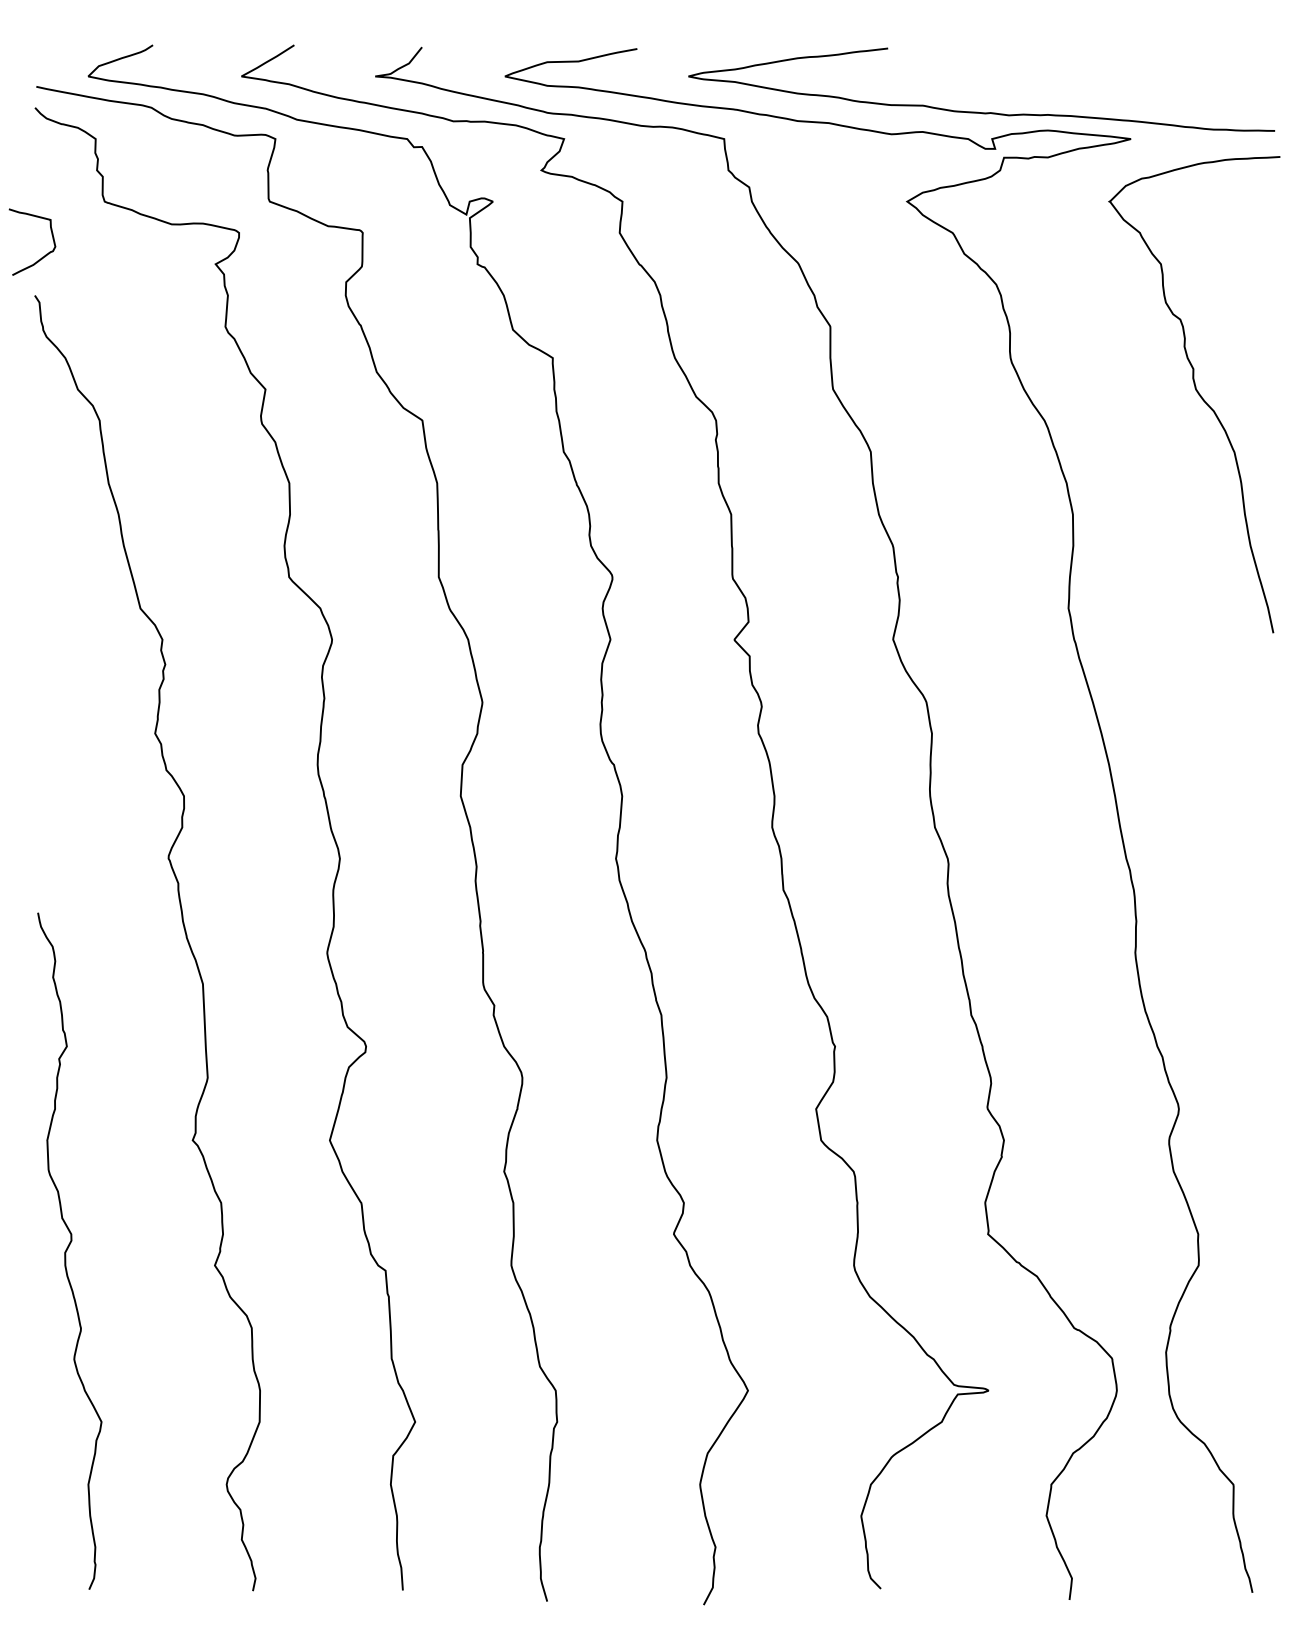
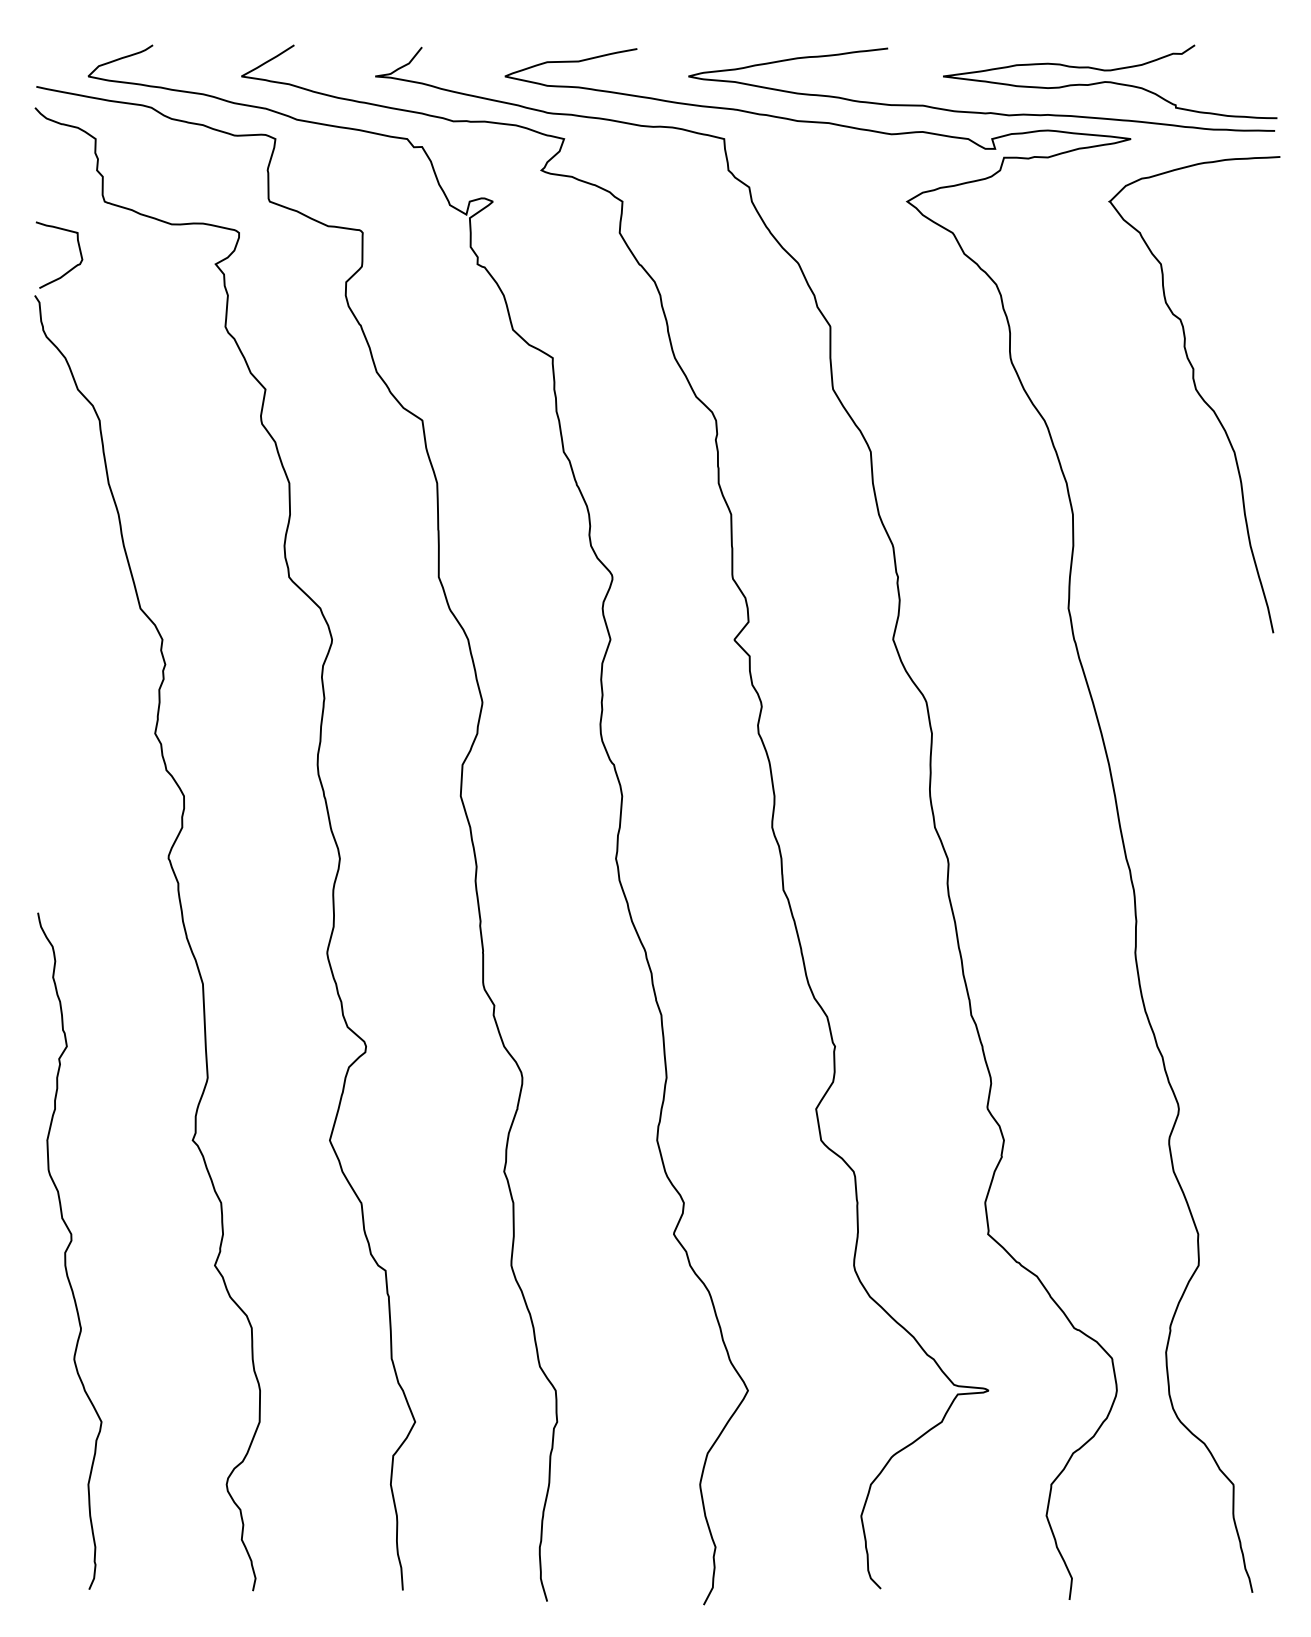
curve: none -> present (1110, 81)
curve position: (42, 256) -> (69, 269) (69, 269)
